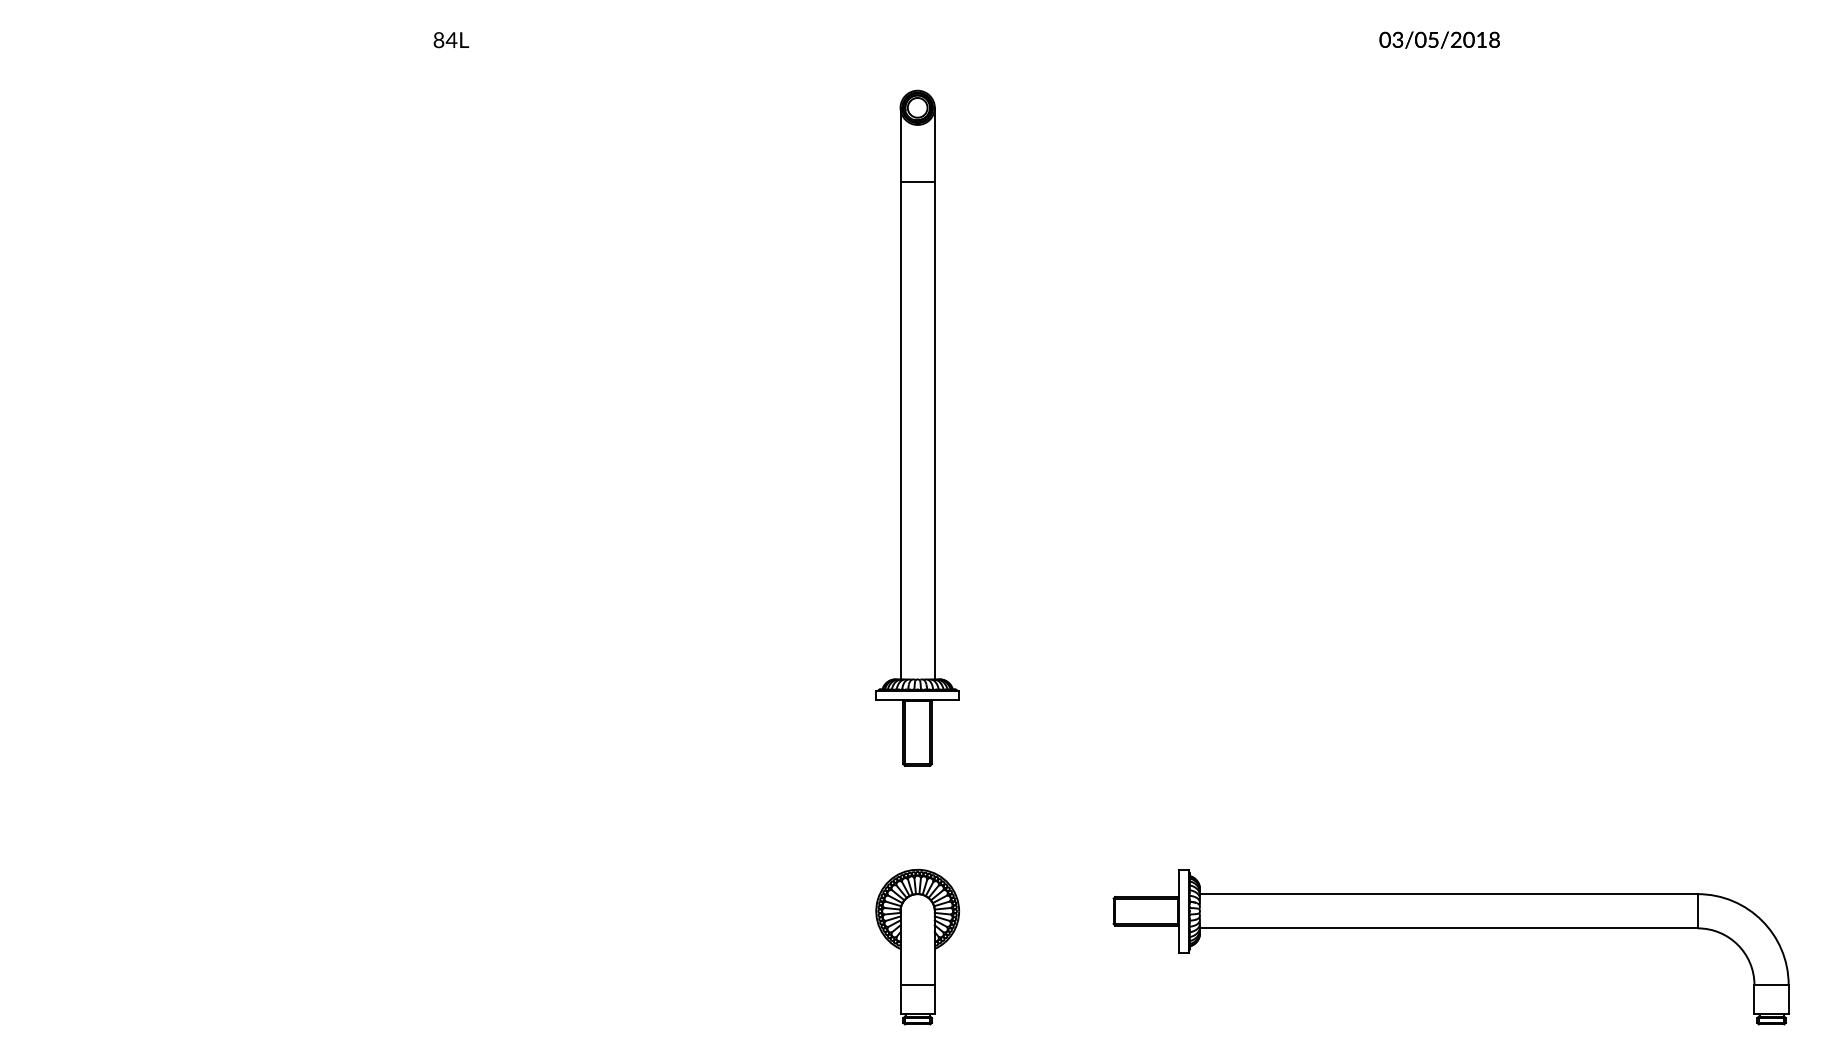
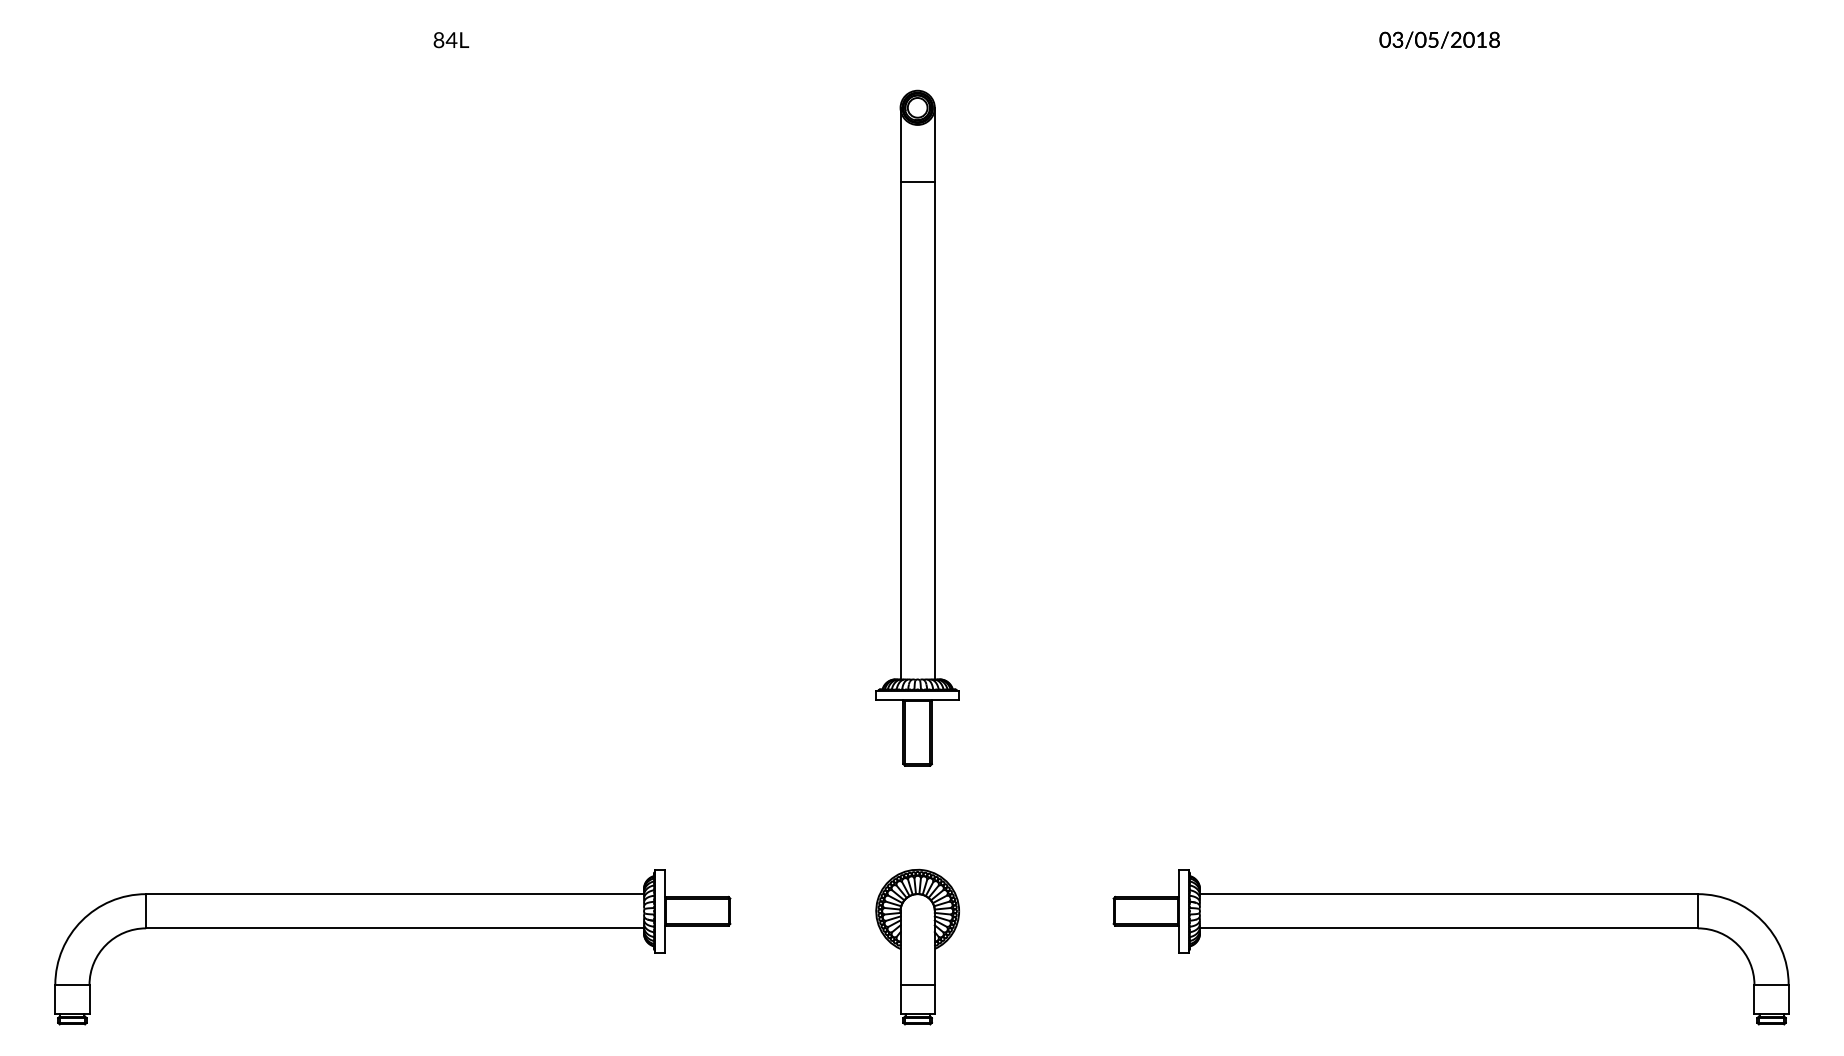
part: none -> present (392, 928)
